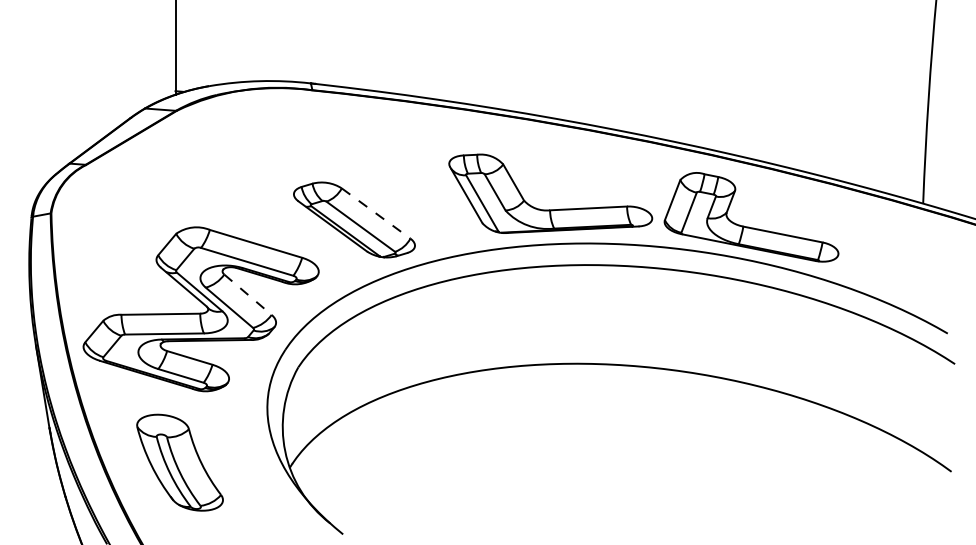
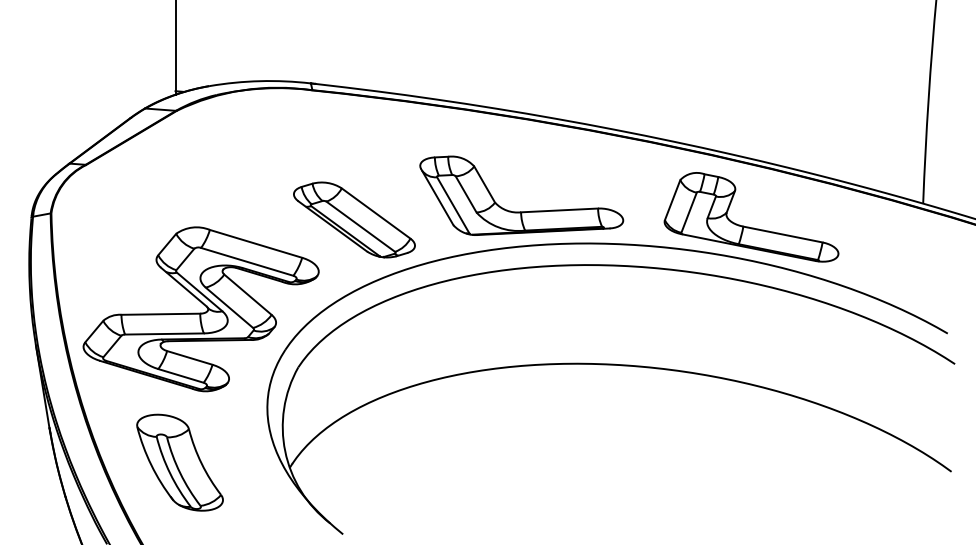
part position: (550, 209) -> (521, 211) (521, 211)
line: dashed -> solid (376, 213)
line: dashed -> solid (248, 295)
